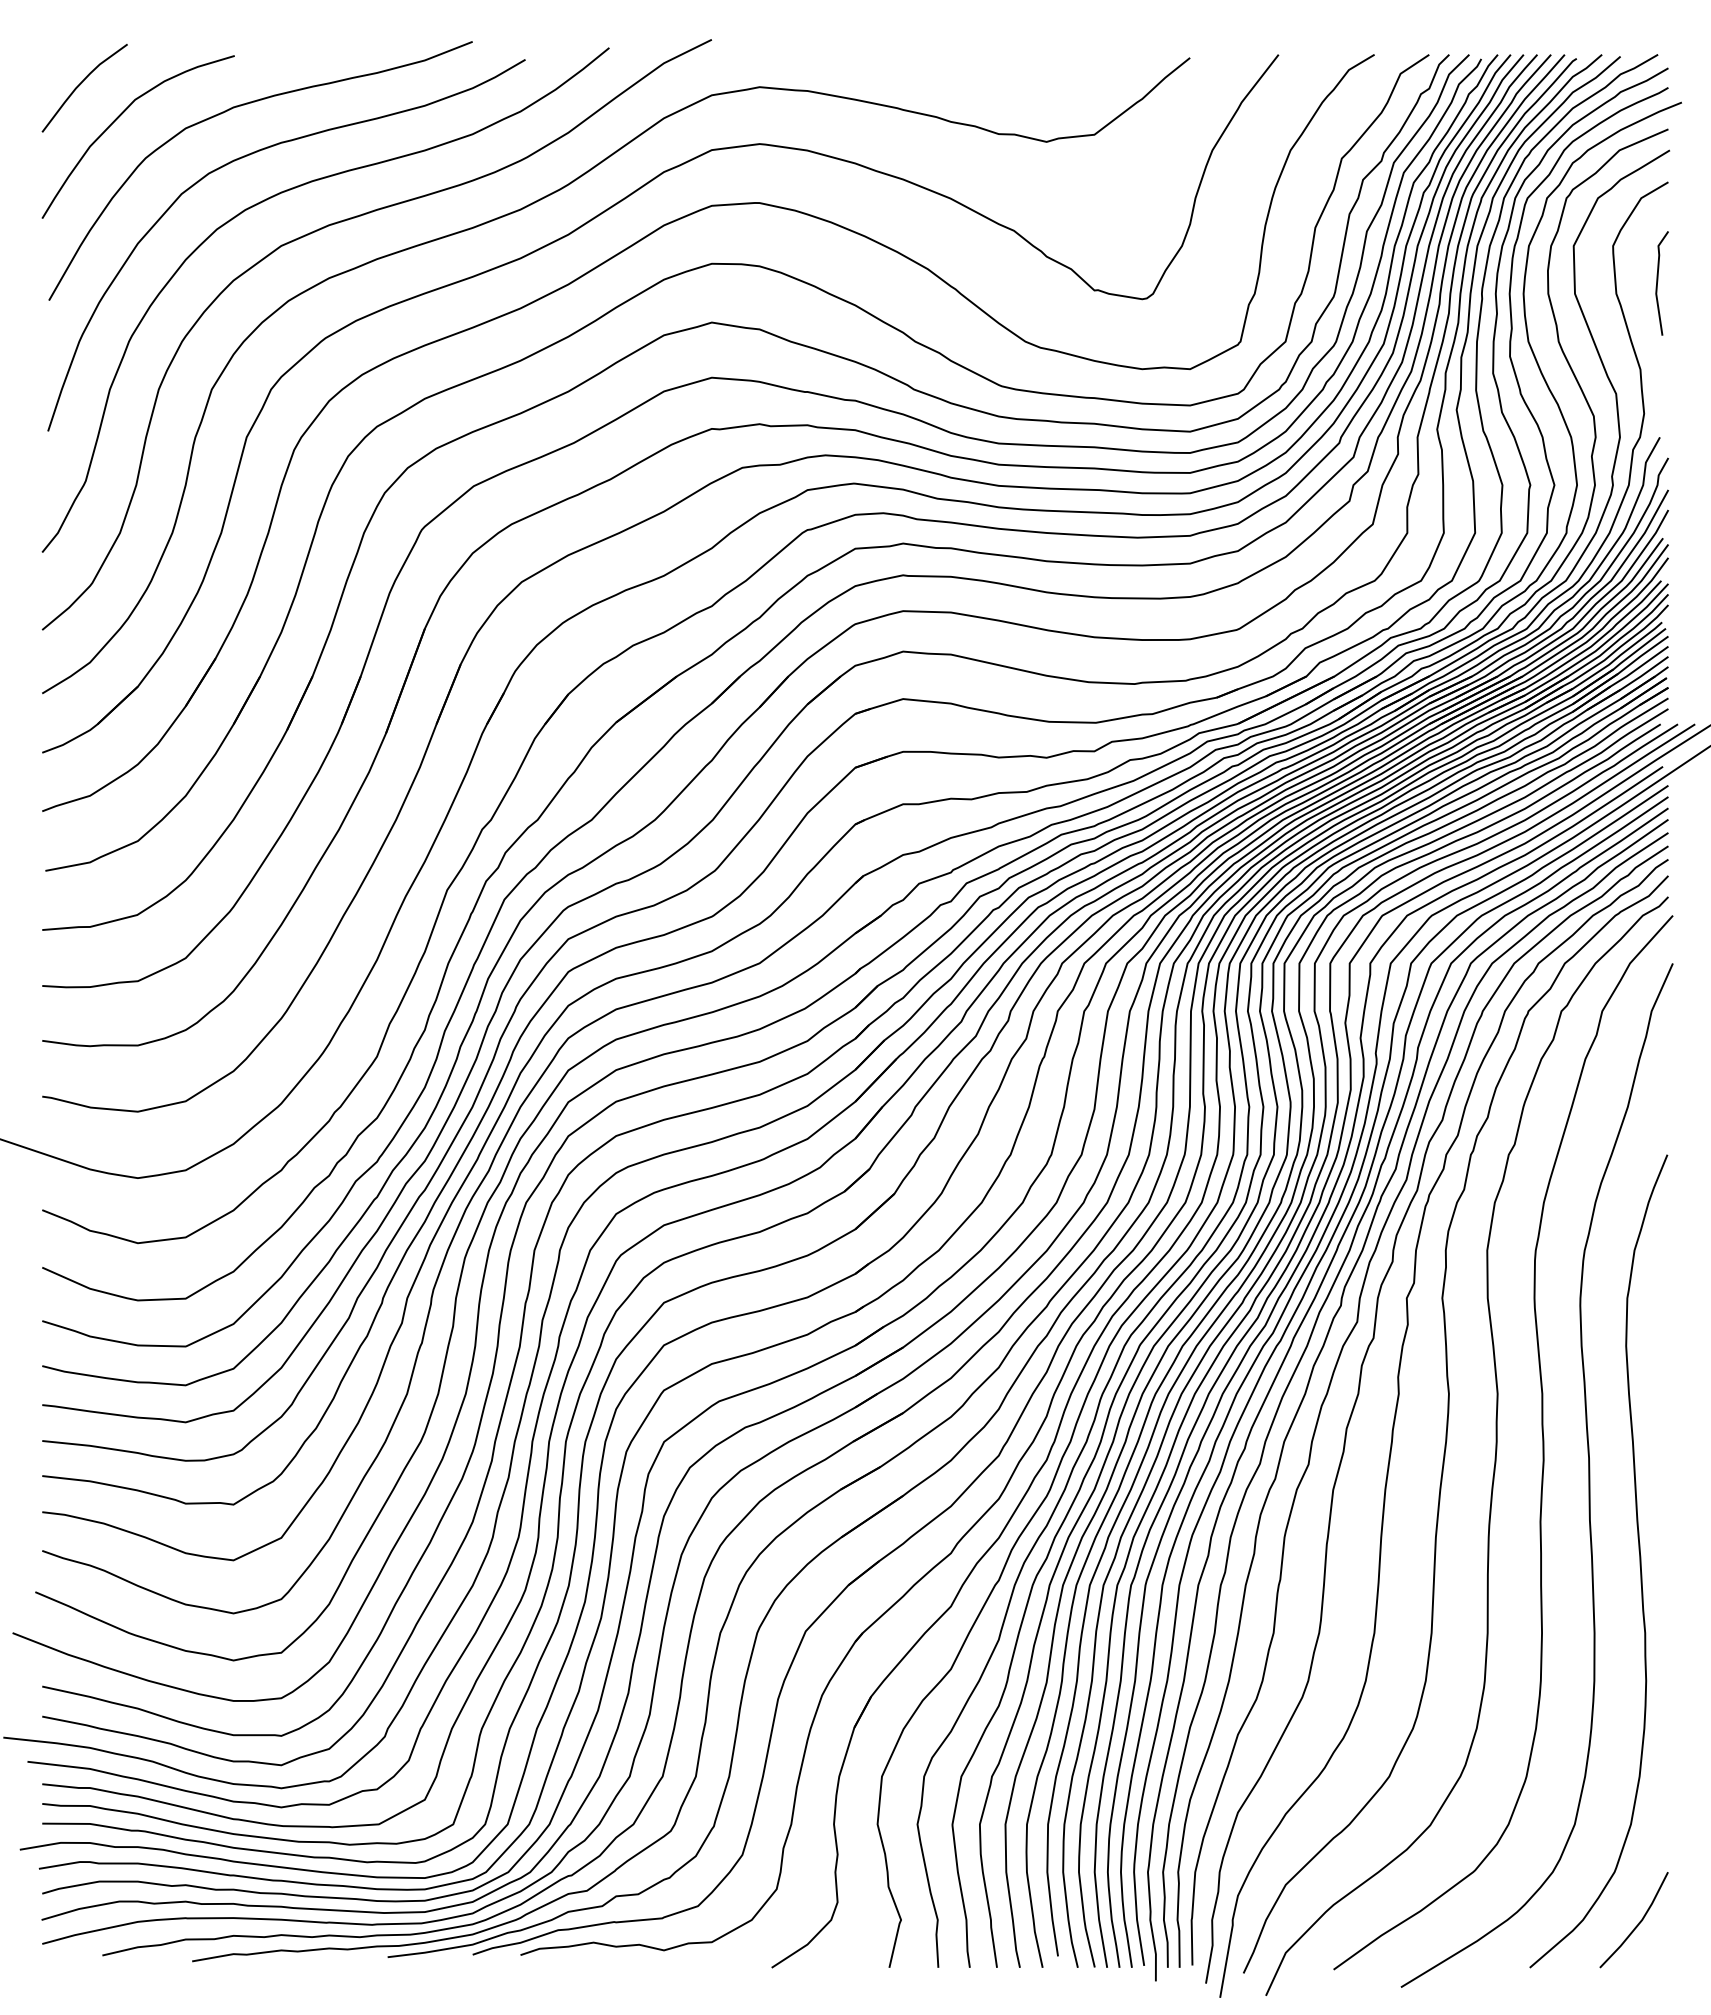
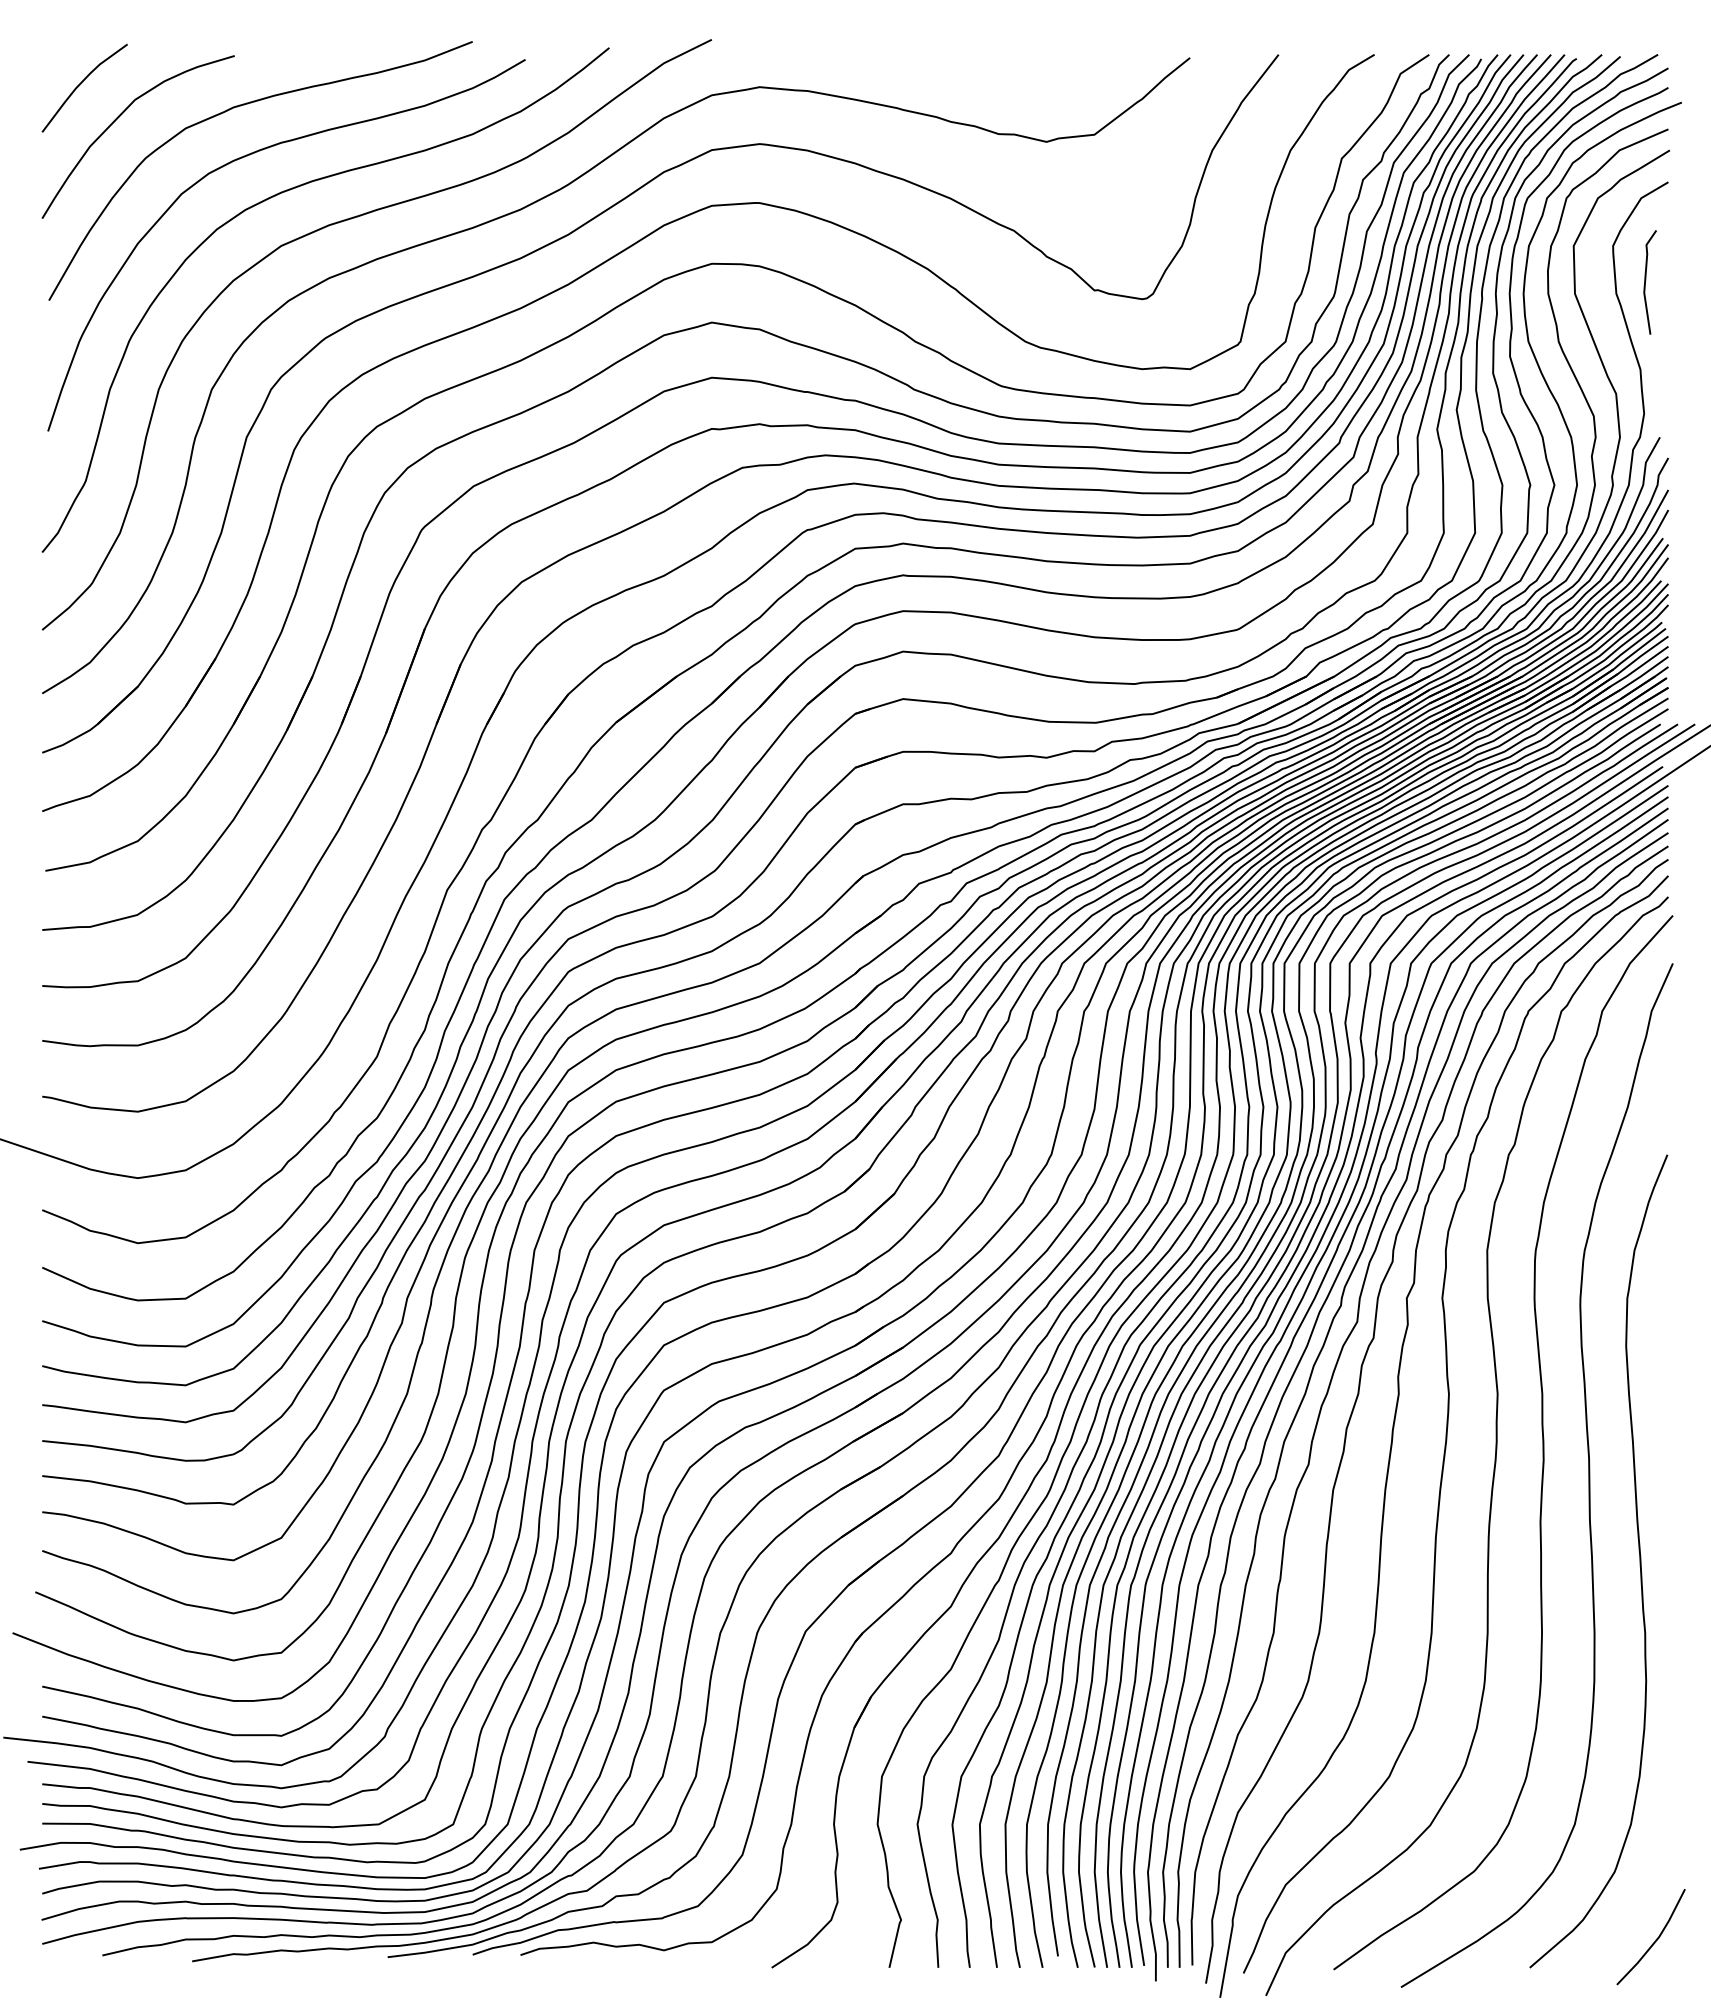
line position: (1658, 281) -> (1646, 280) (1646, 280)
line position: (1638, 1922) -> (1655, 1939) (1655, 1939)
